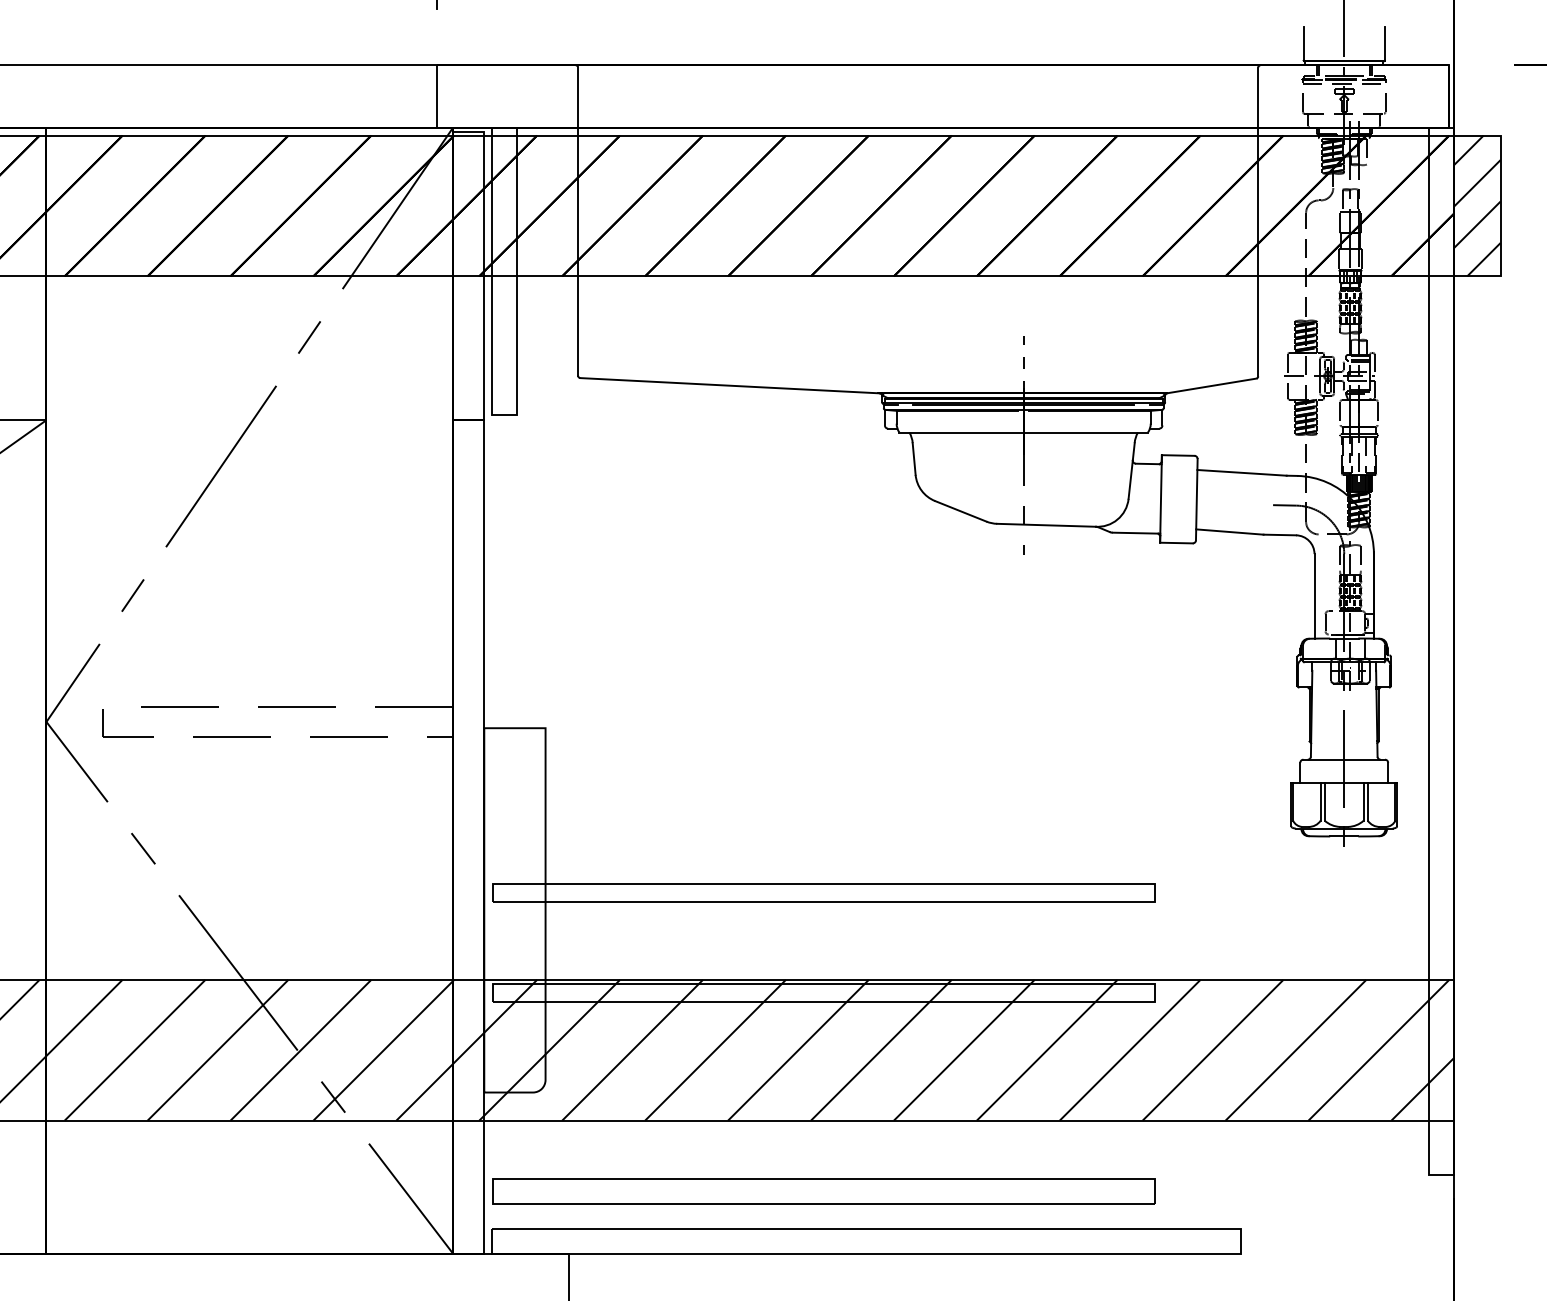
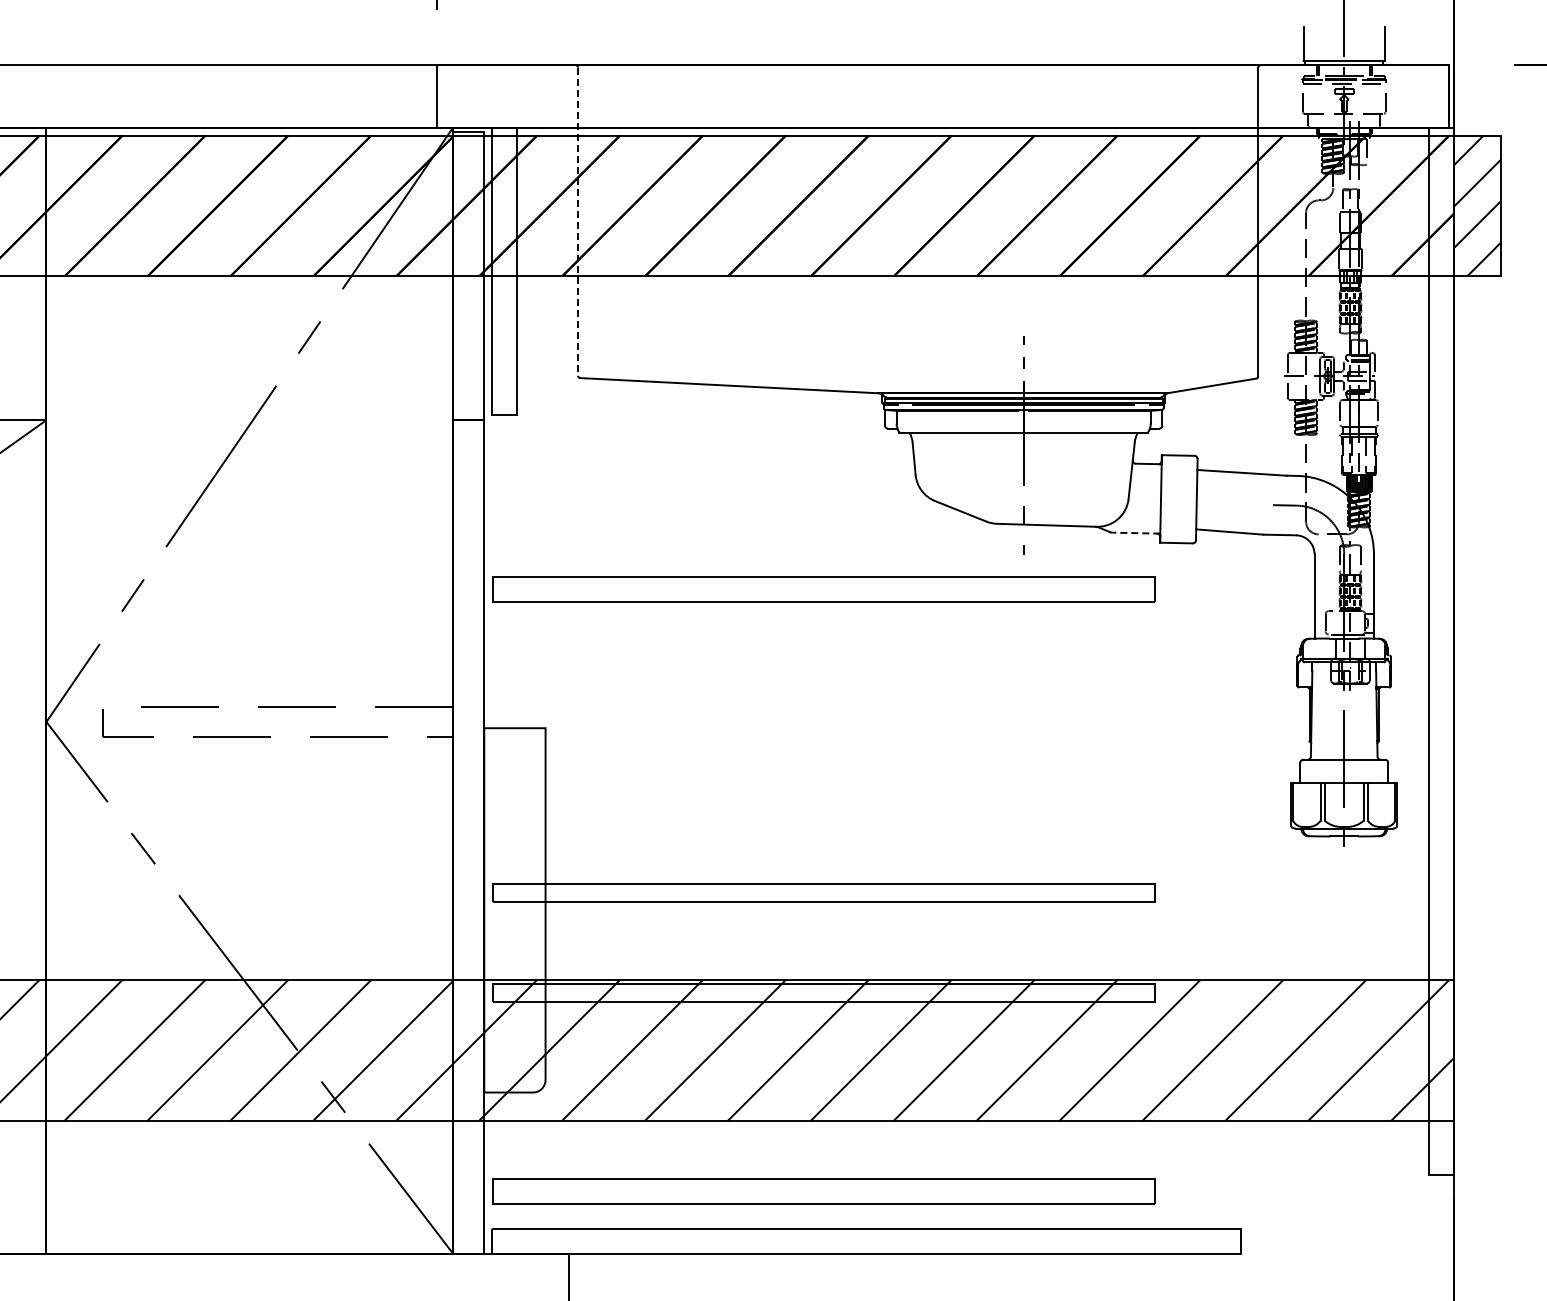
line: solid -> dashed (578, 222)
line: solid -> dashed (1136, 533)
part: none -> present (823, 589)
